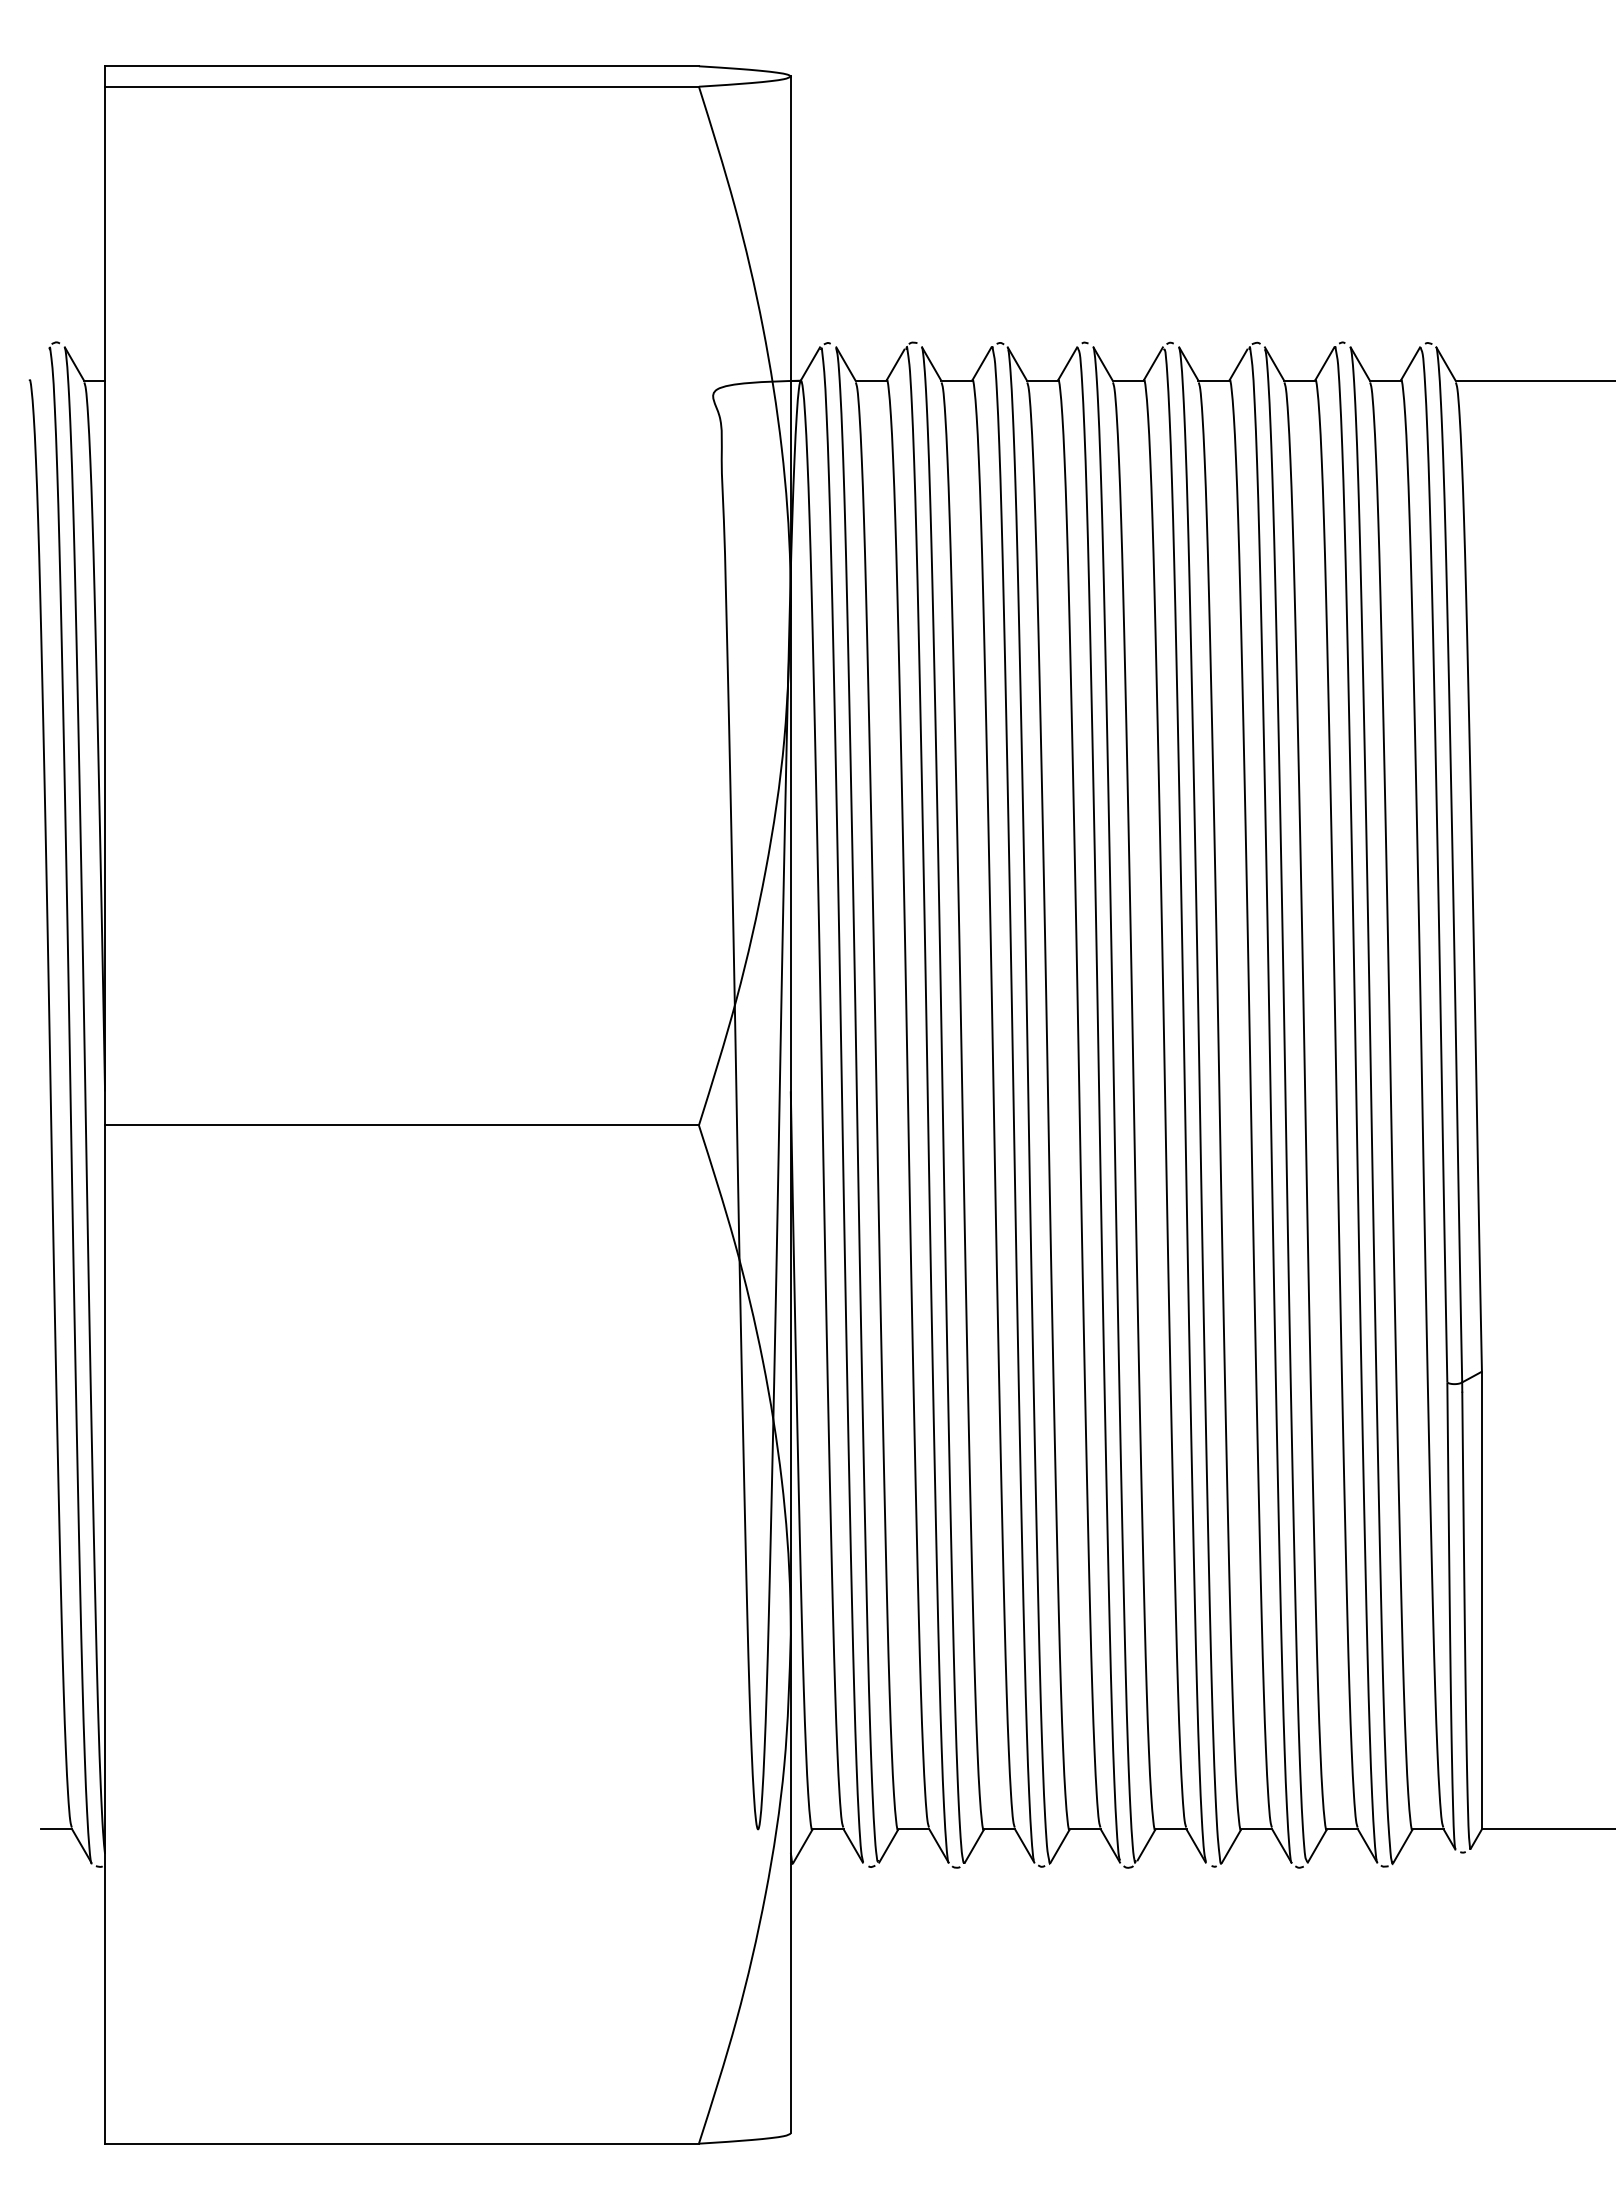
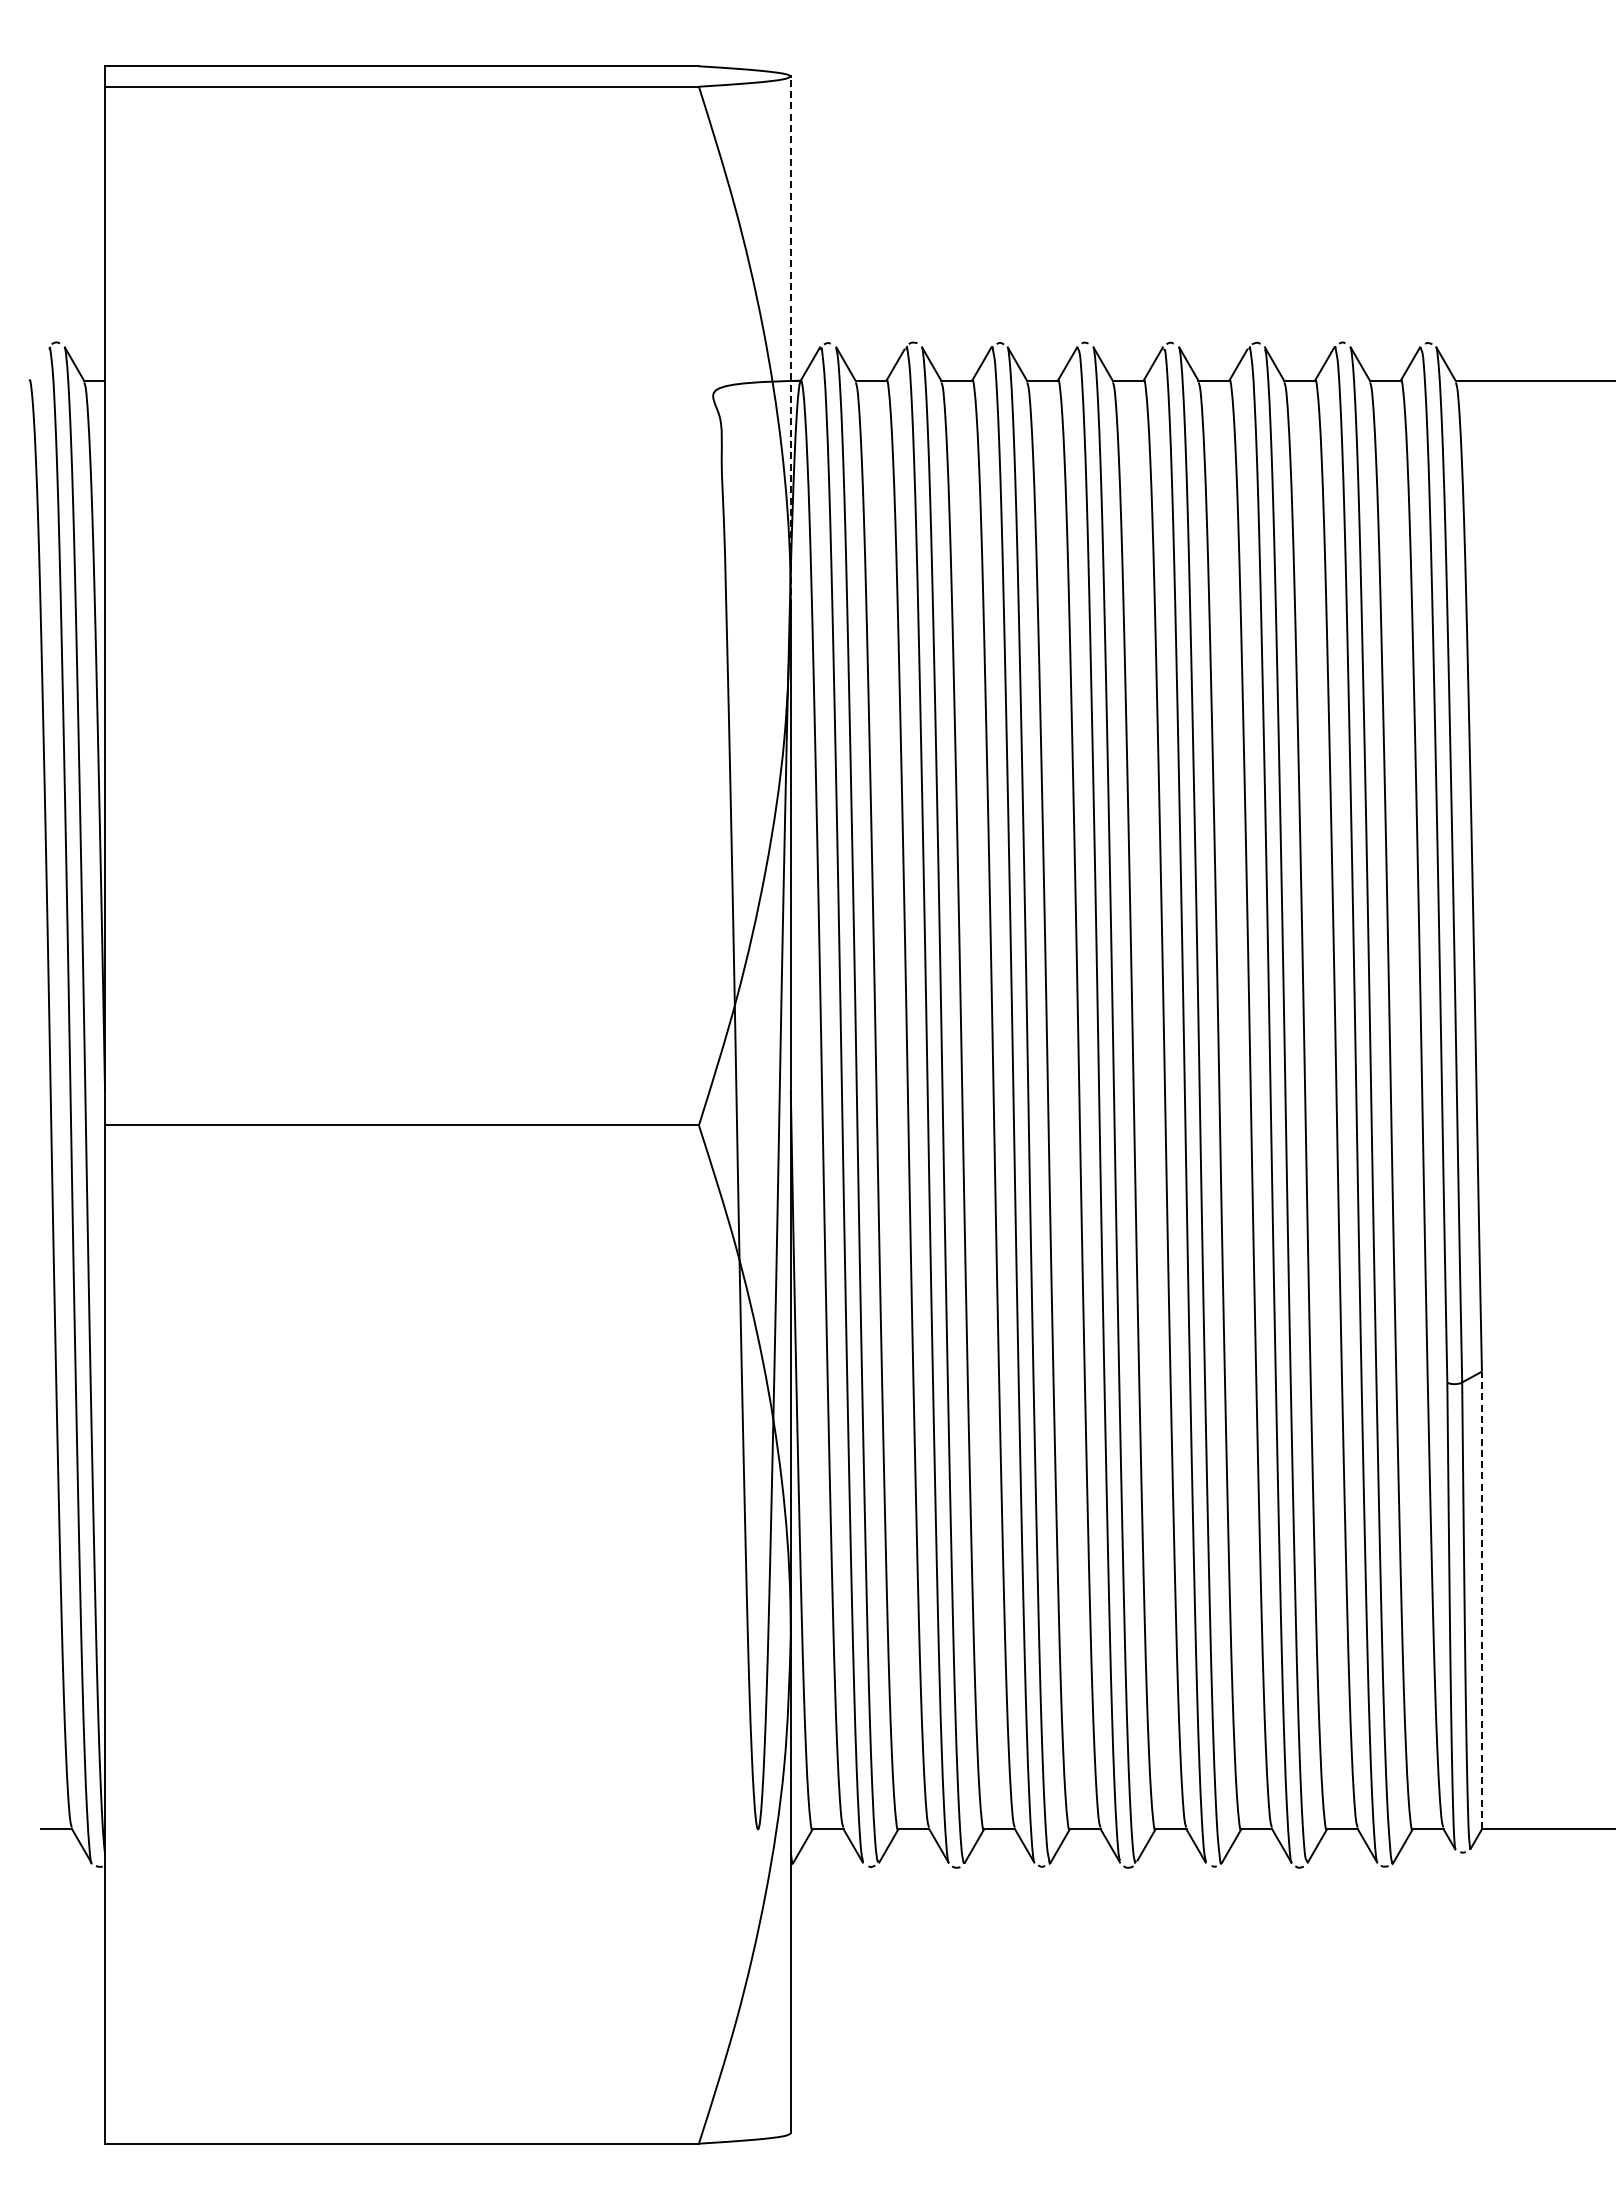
line: solid -> dashed (790, 341)
line: solid -> dashed (1481, 1600)
